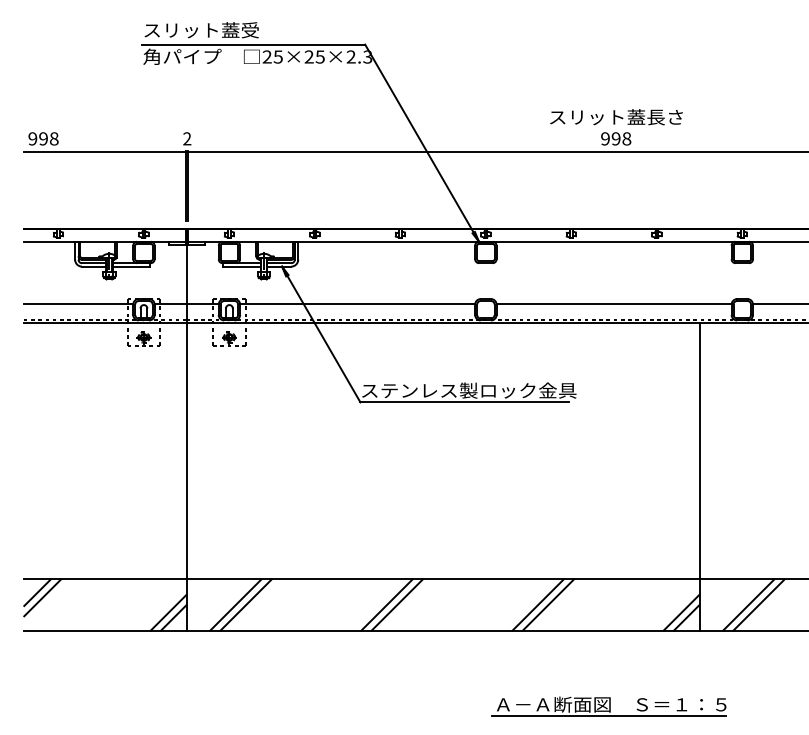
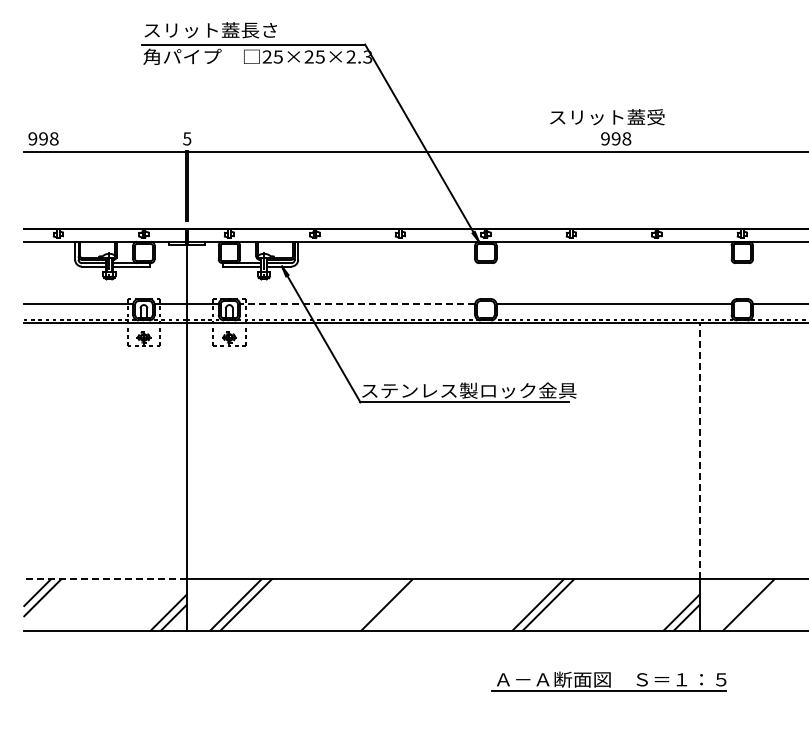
text: スリット蓋受 -> スリット蓋長さ (258, 30)
text: スリット蓋長さ -> スリット蓋受 (664, 117)
text: 2 -> 5 (187, 138)
line: solid -> dashed (357, 304)
line: solid -> dashed (699, 450)
line: solid -> dashed (104, 579)
line: present -> none (396, 604)
line: present -> none (758, 604)
part position: (608, 706) -> (608, 681) (608, 681)
